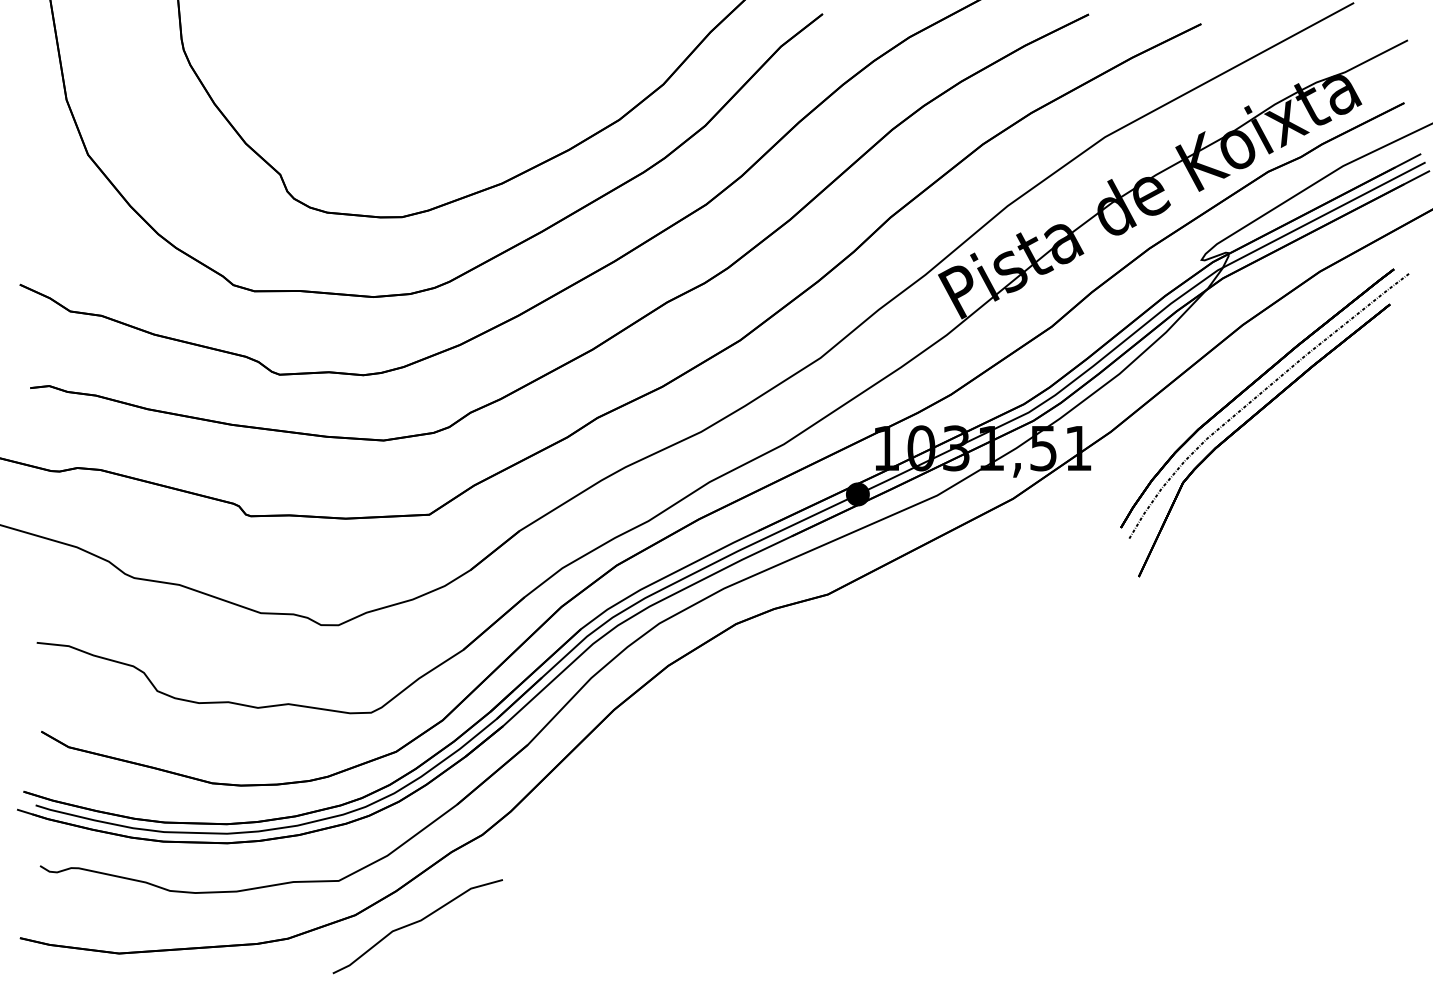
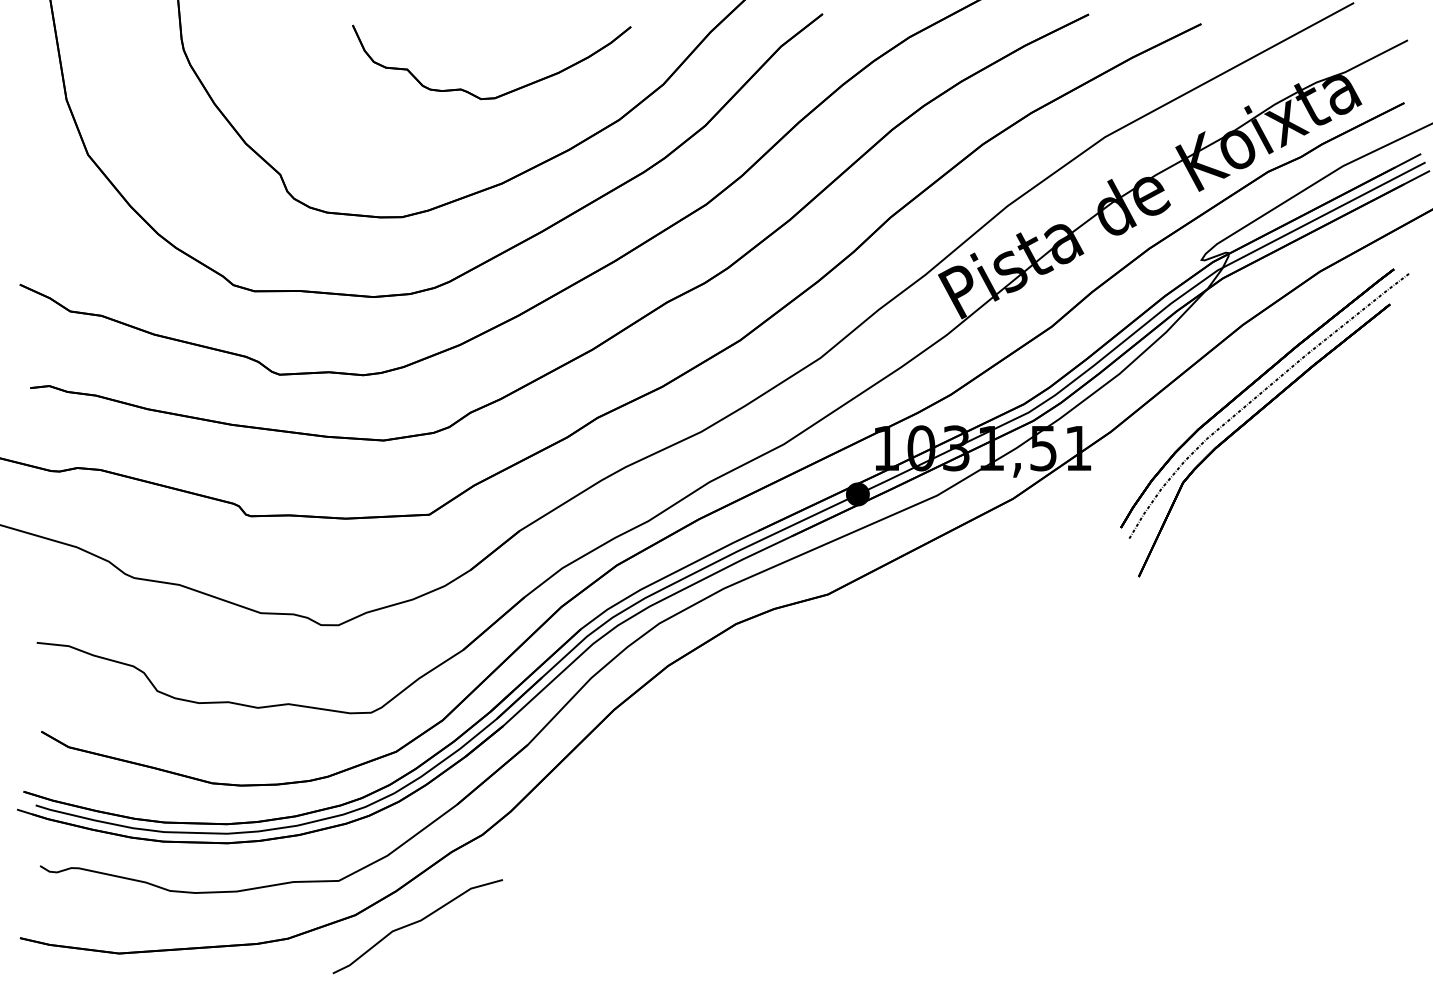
part: none -> present (503, 93)
